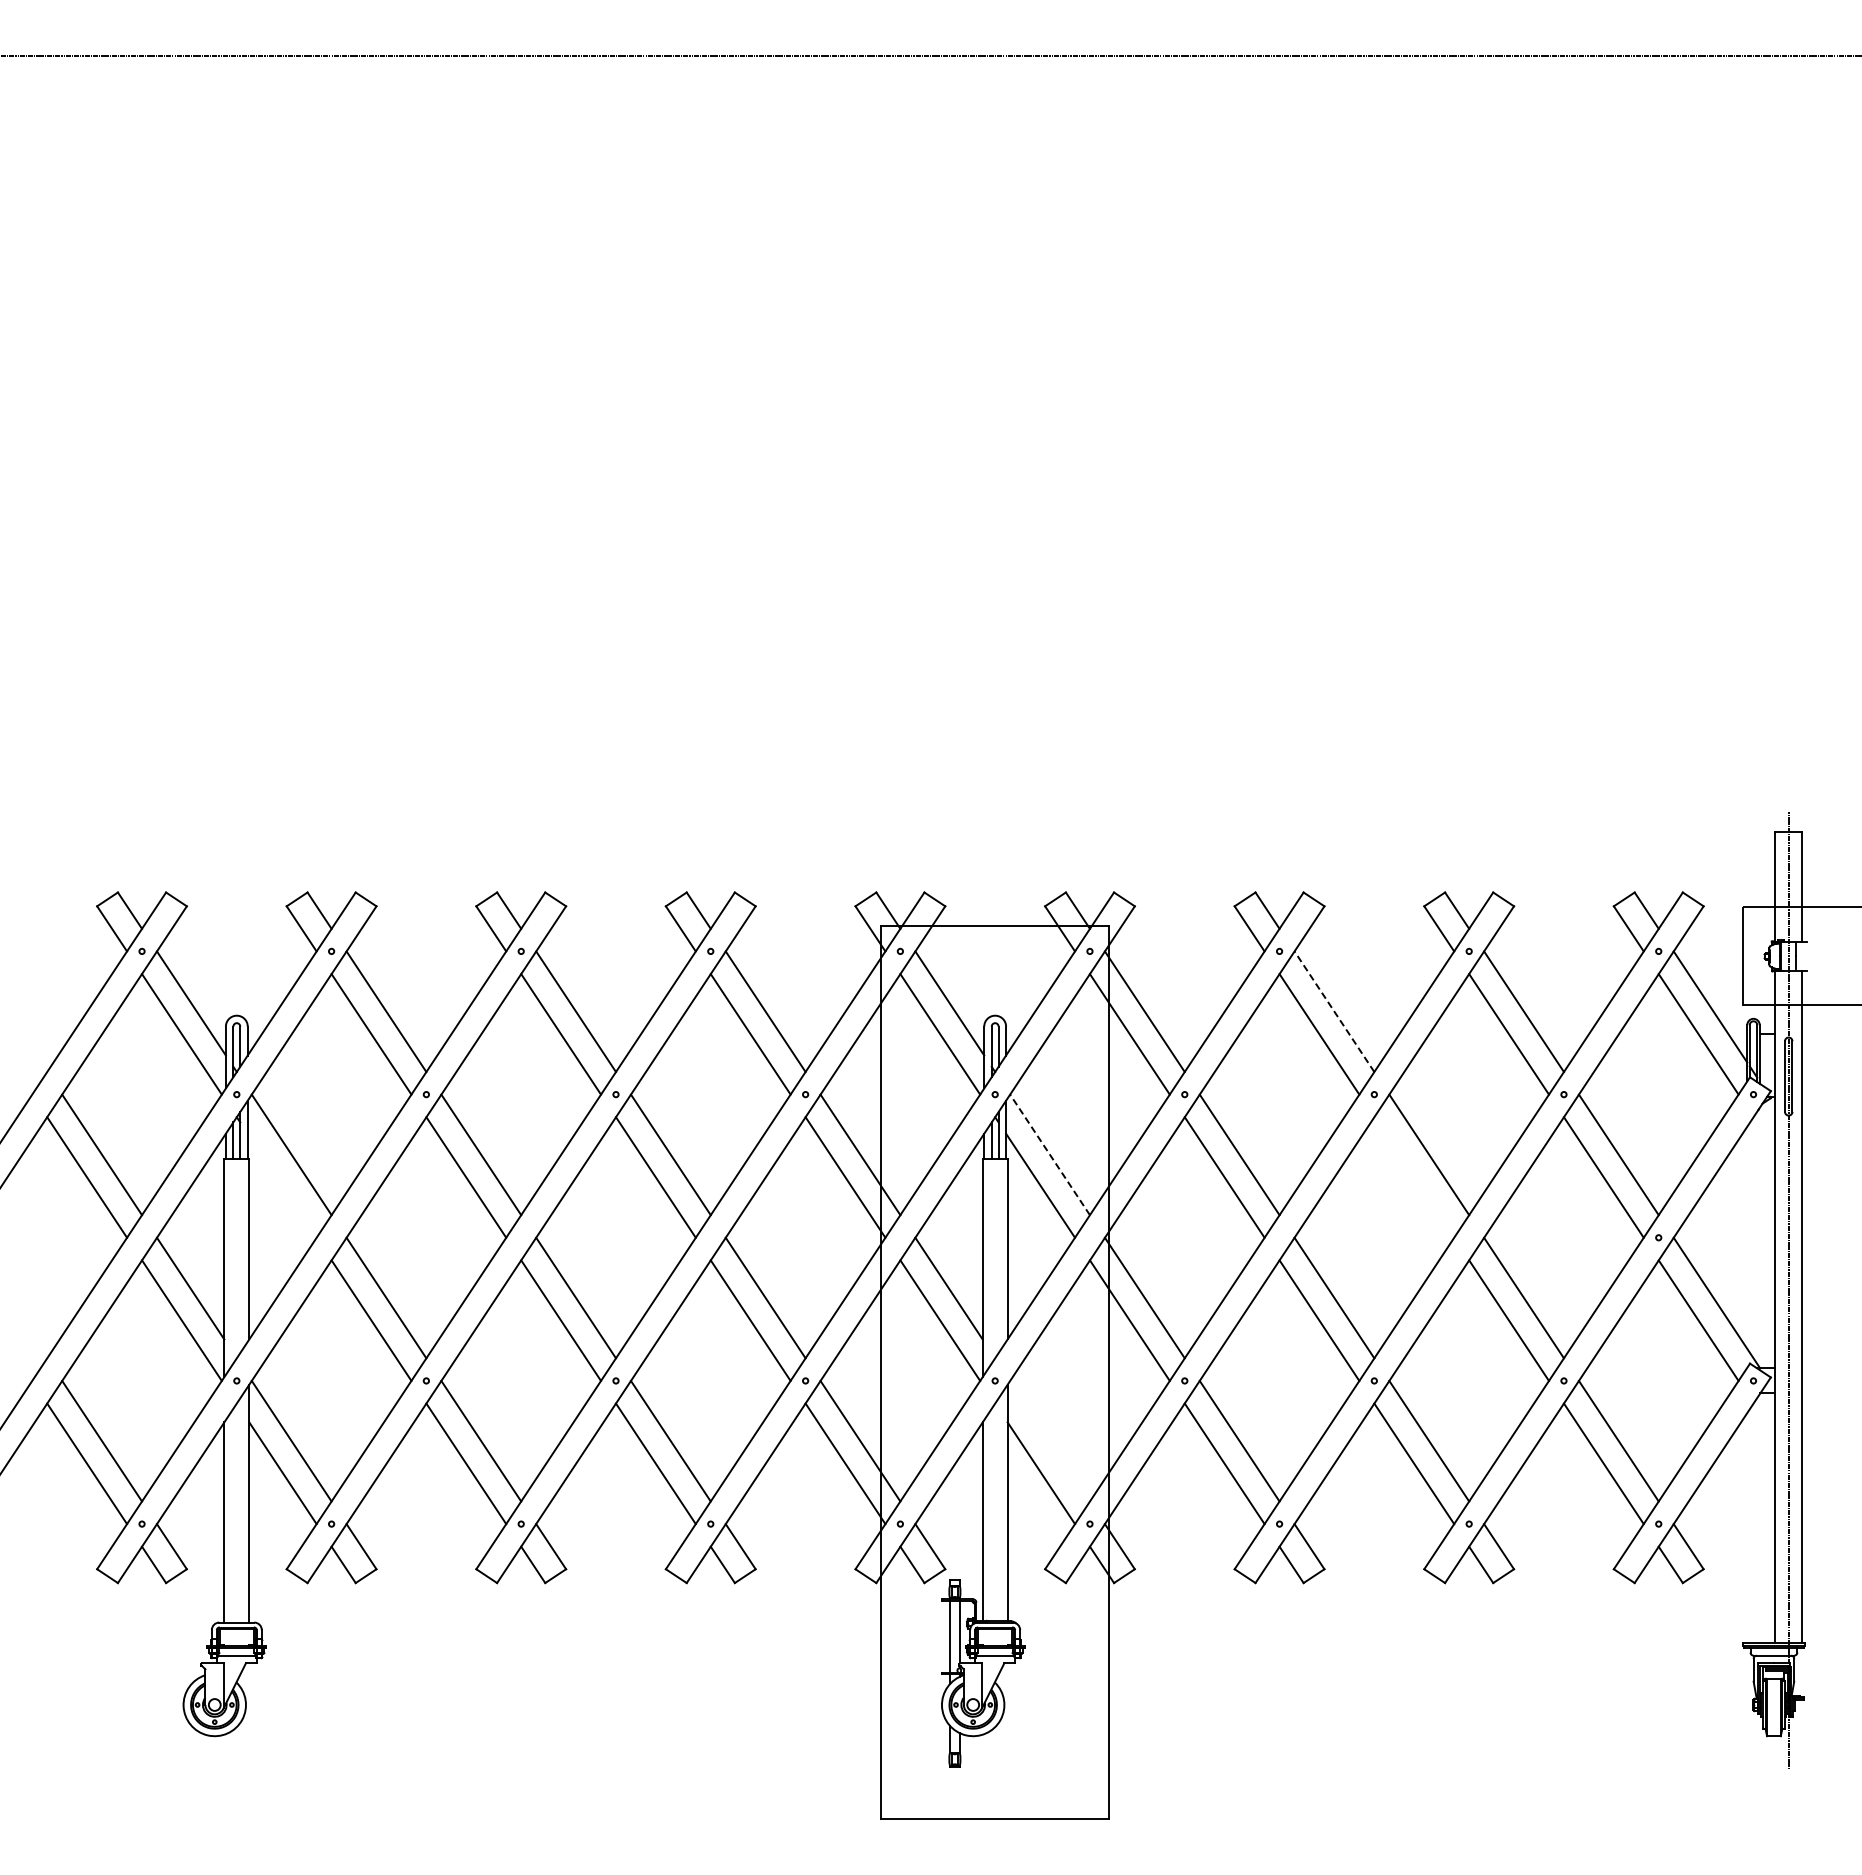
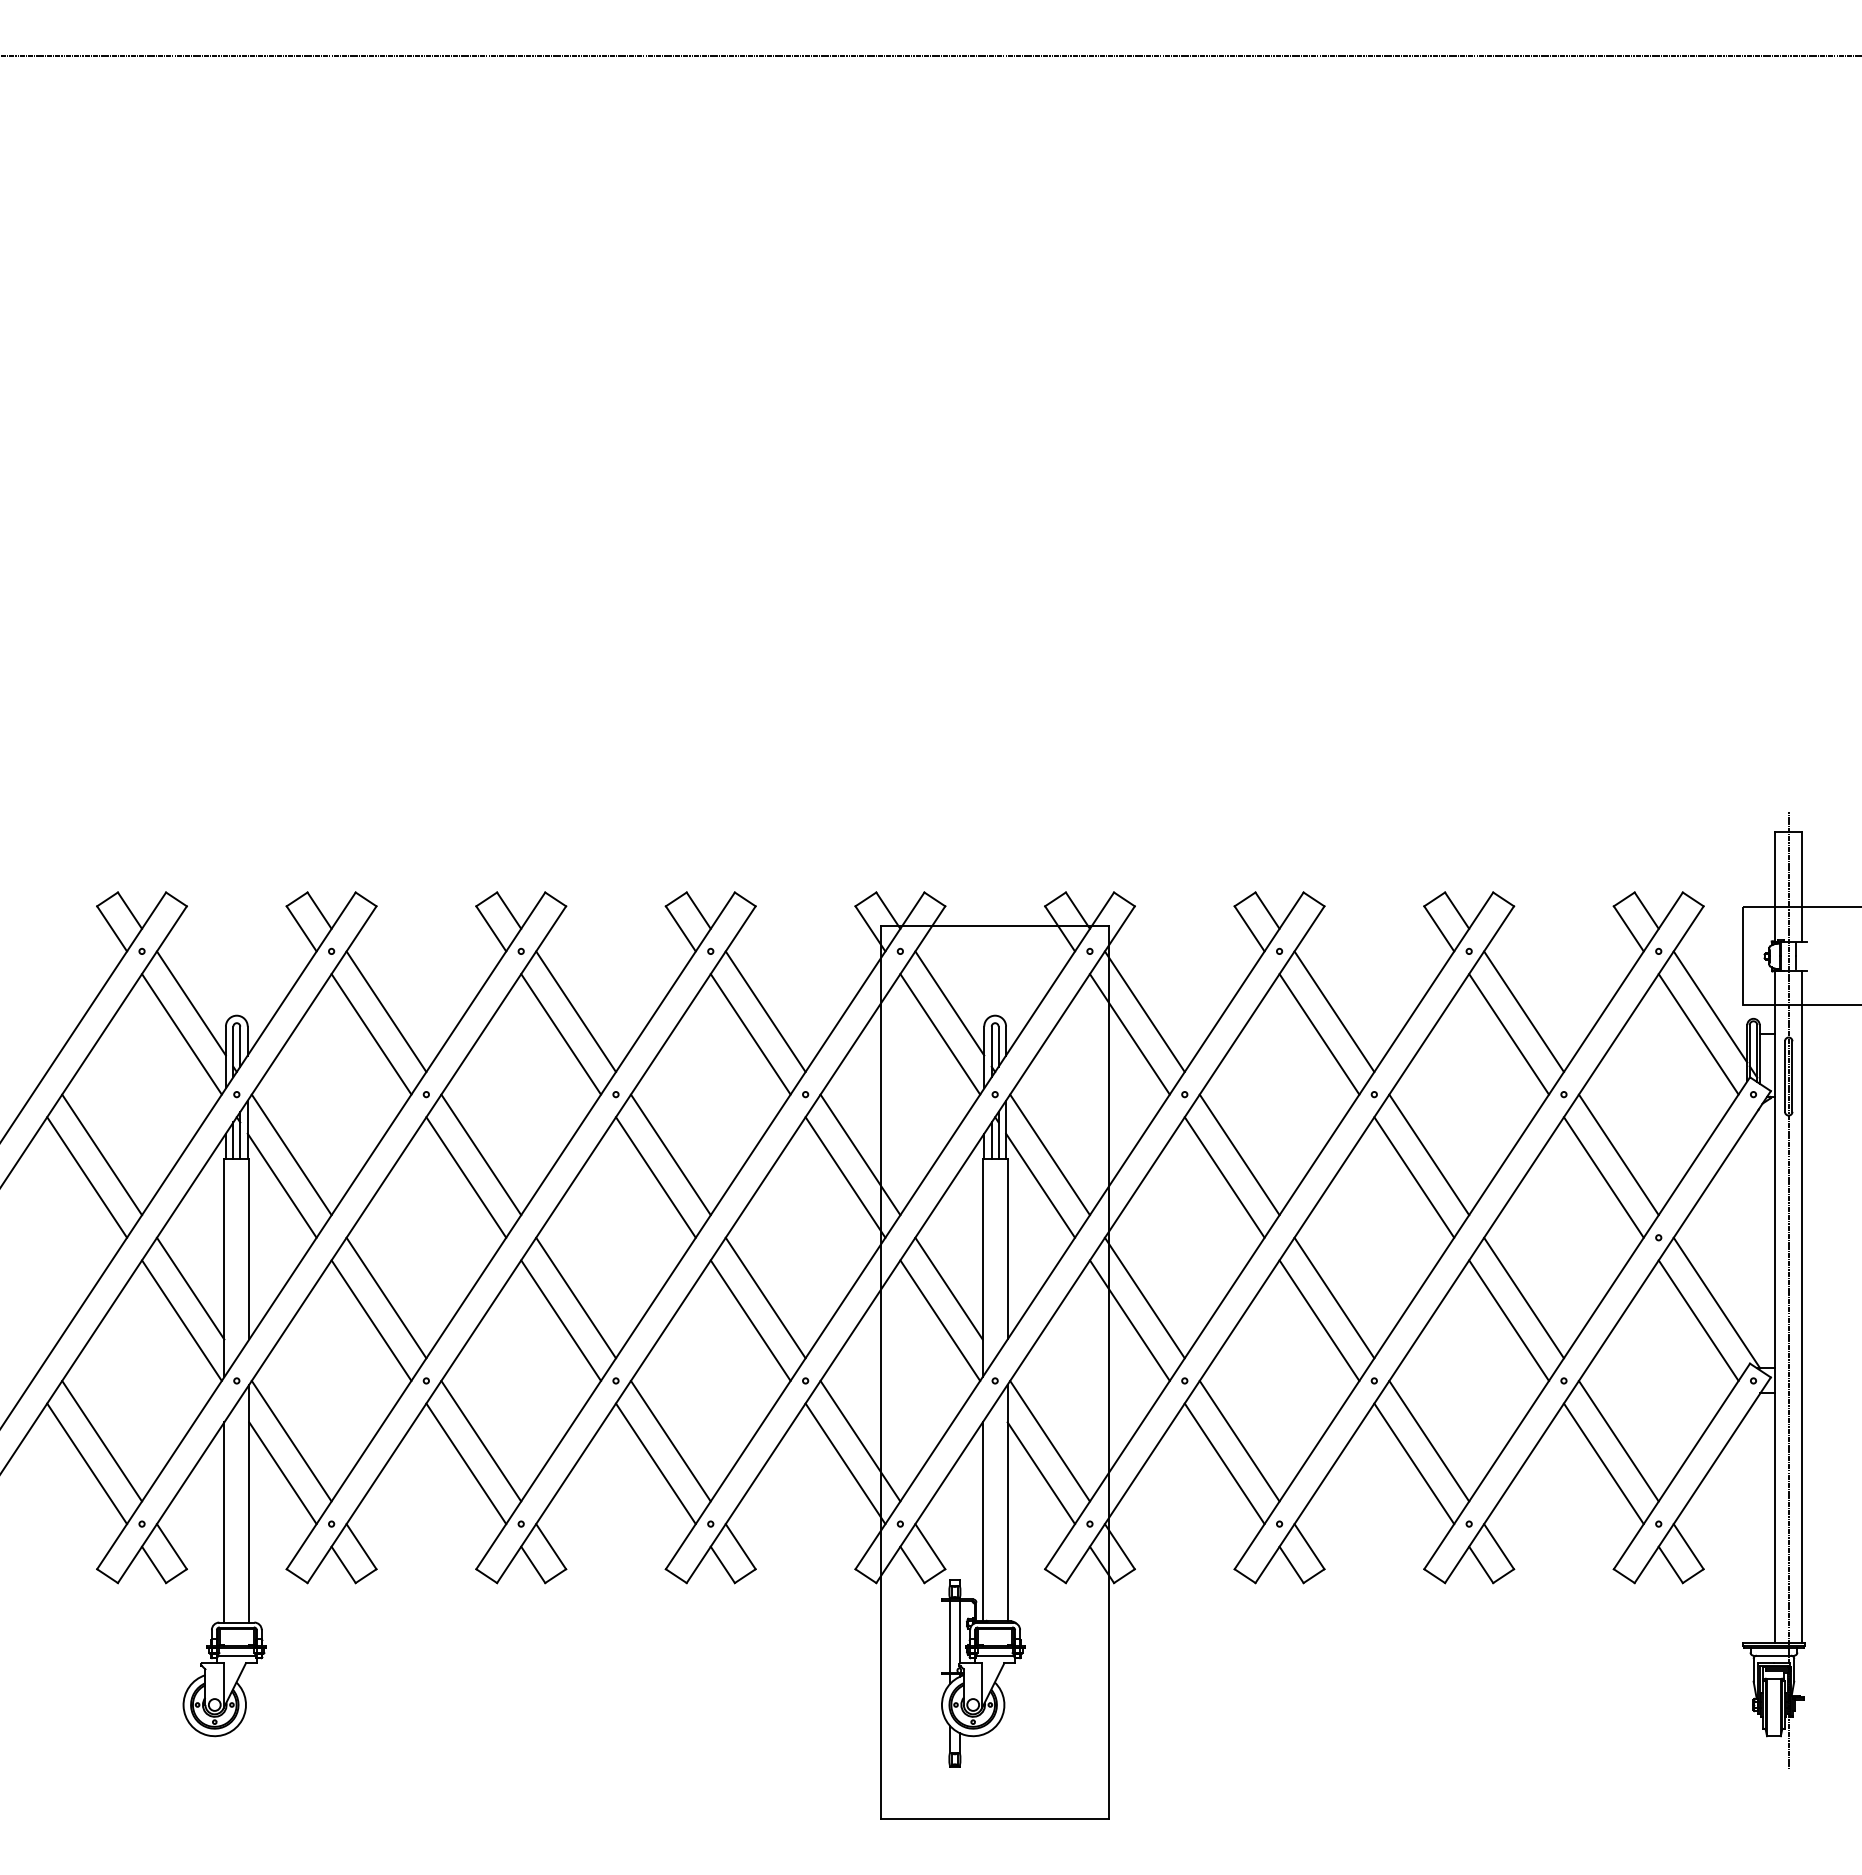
line: dashed -> solid (1334, 1011)
line: dashed -> solid (1049, 1154)
line: none -> present (1414, 1177)
line: none -> present (281, 1185)
line: none -> present (1049, 1440)
